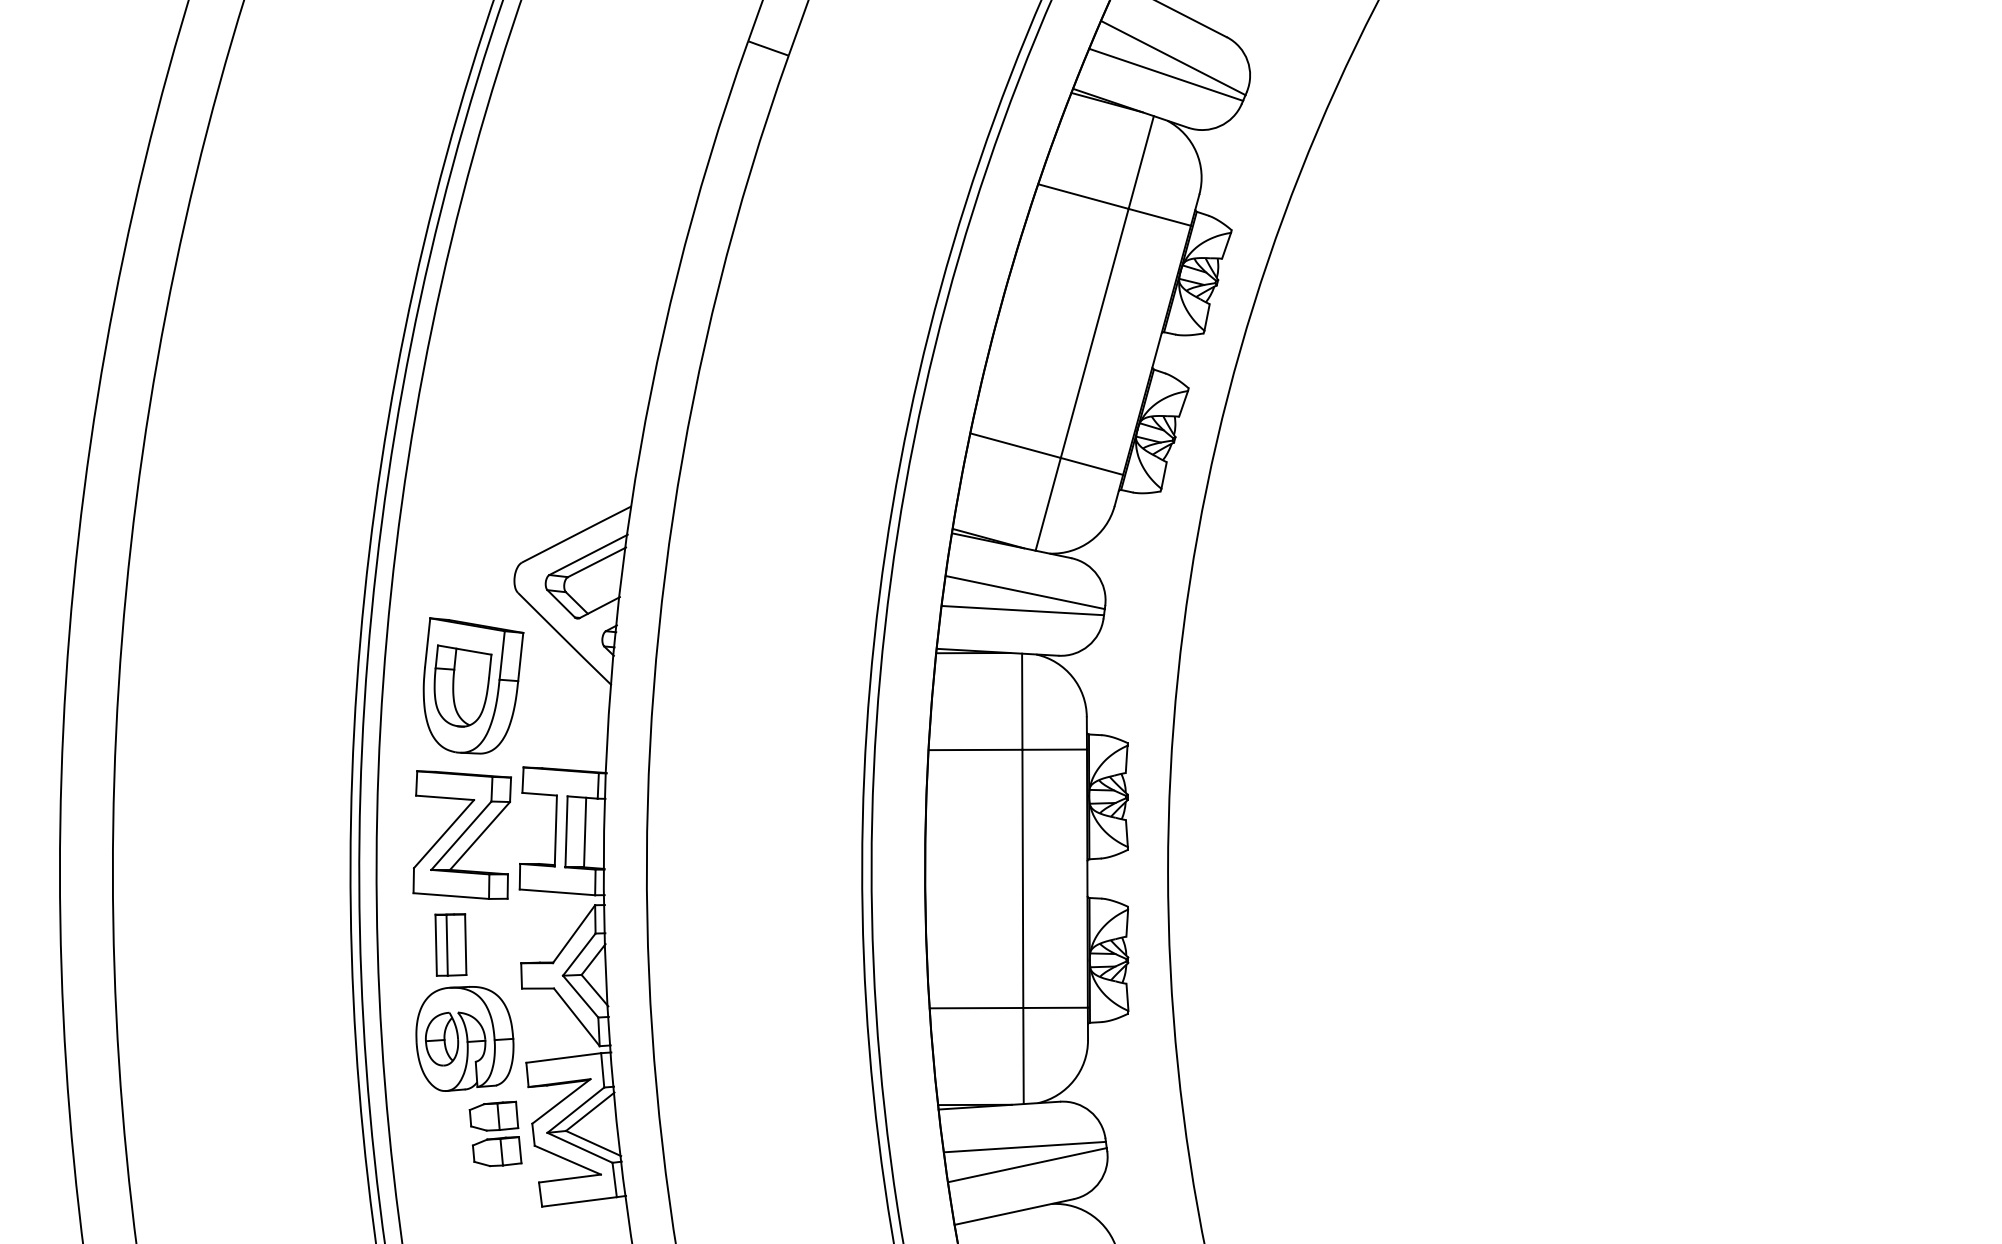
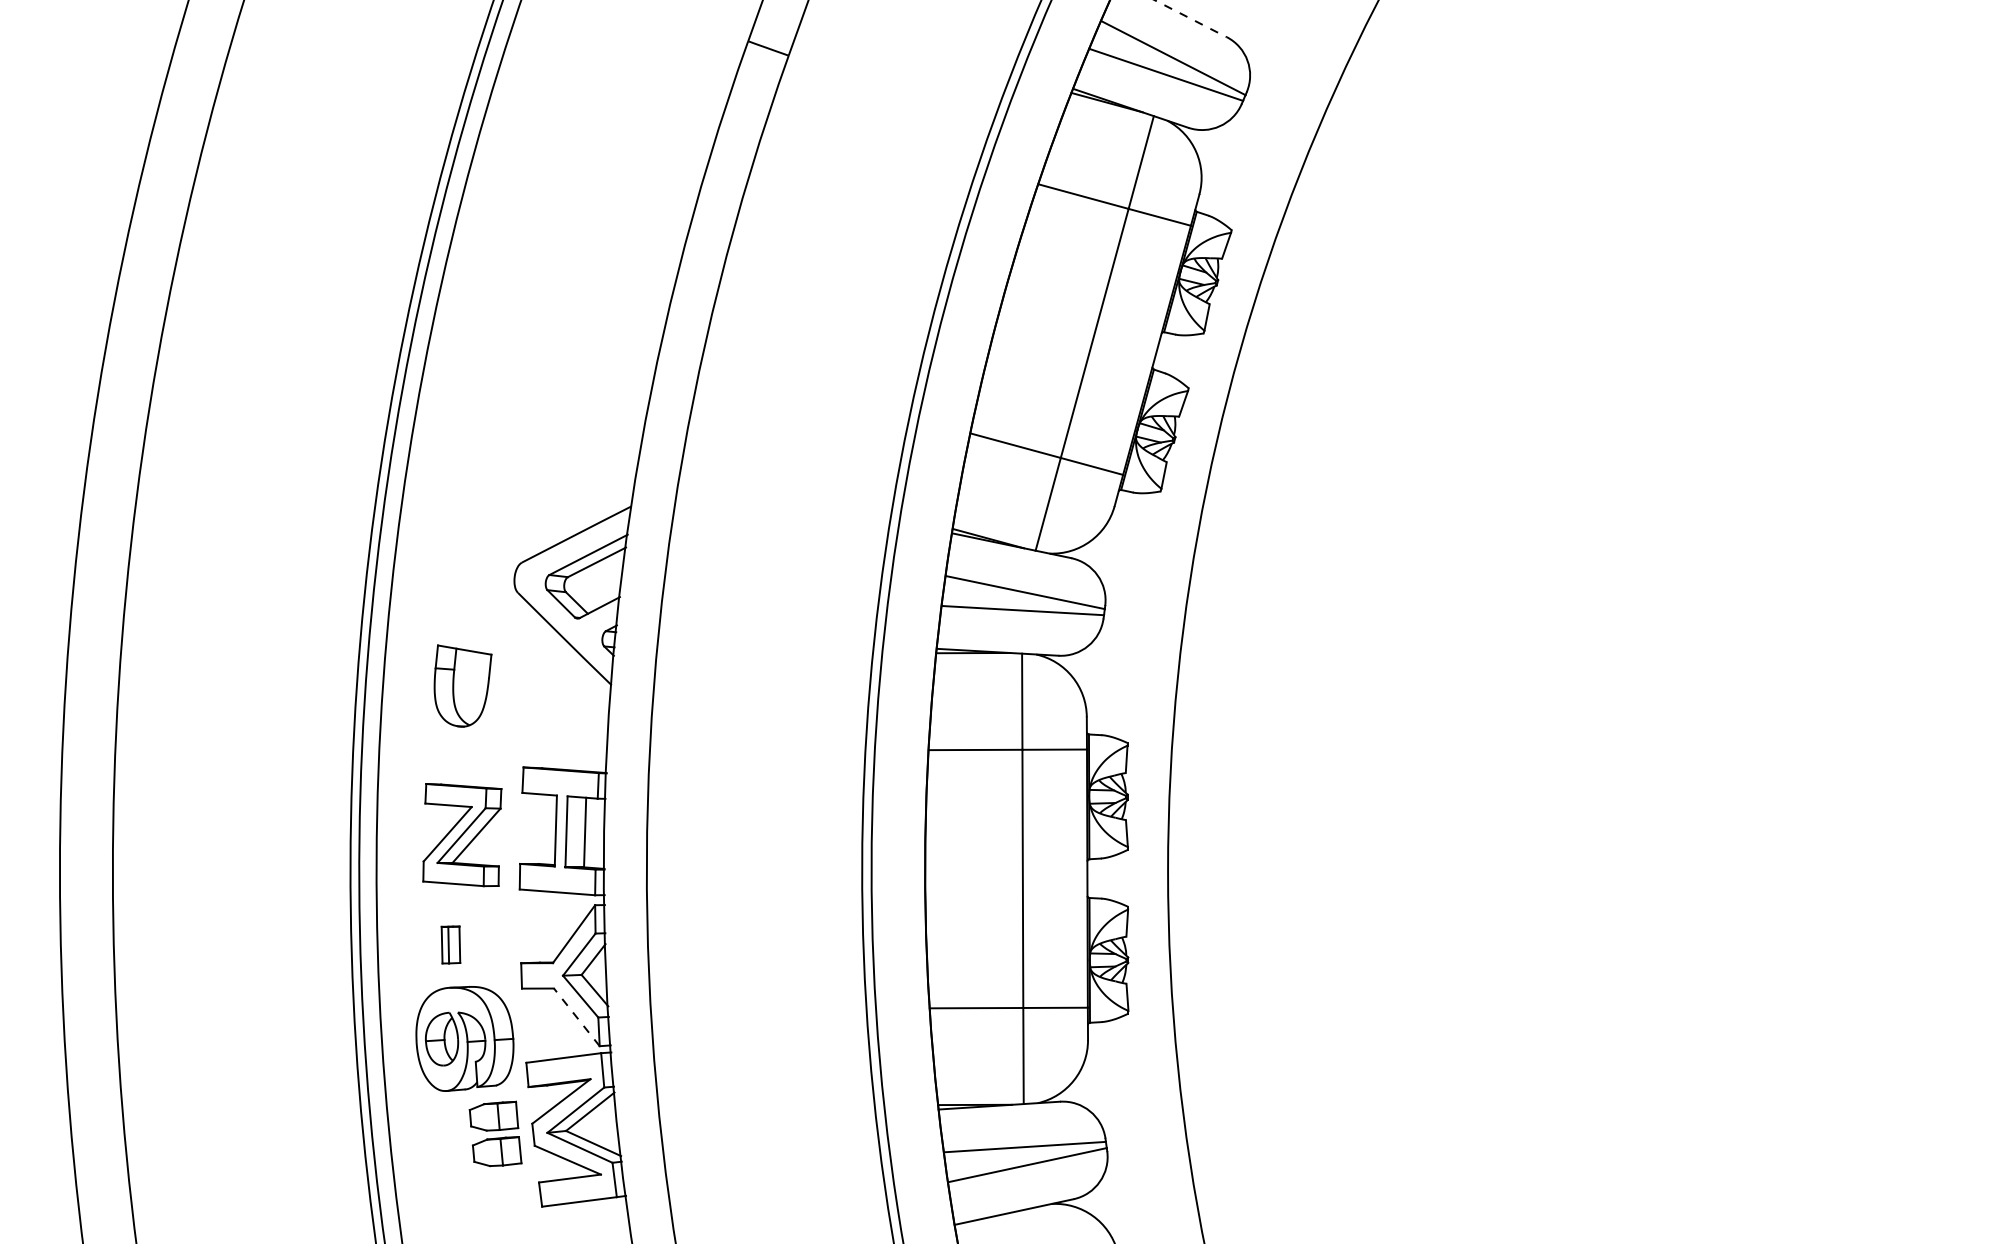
line: solid -> dashed (1191, 18)
part: present -> none (473, 685)
part size: 101x130 px -> 81x105 px (462, 835)
part size: 34x64 px -> 22x40 px (450, 944)
line: solid -> dashed (576, 1017)
